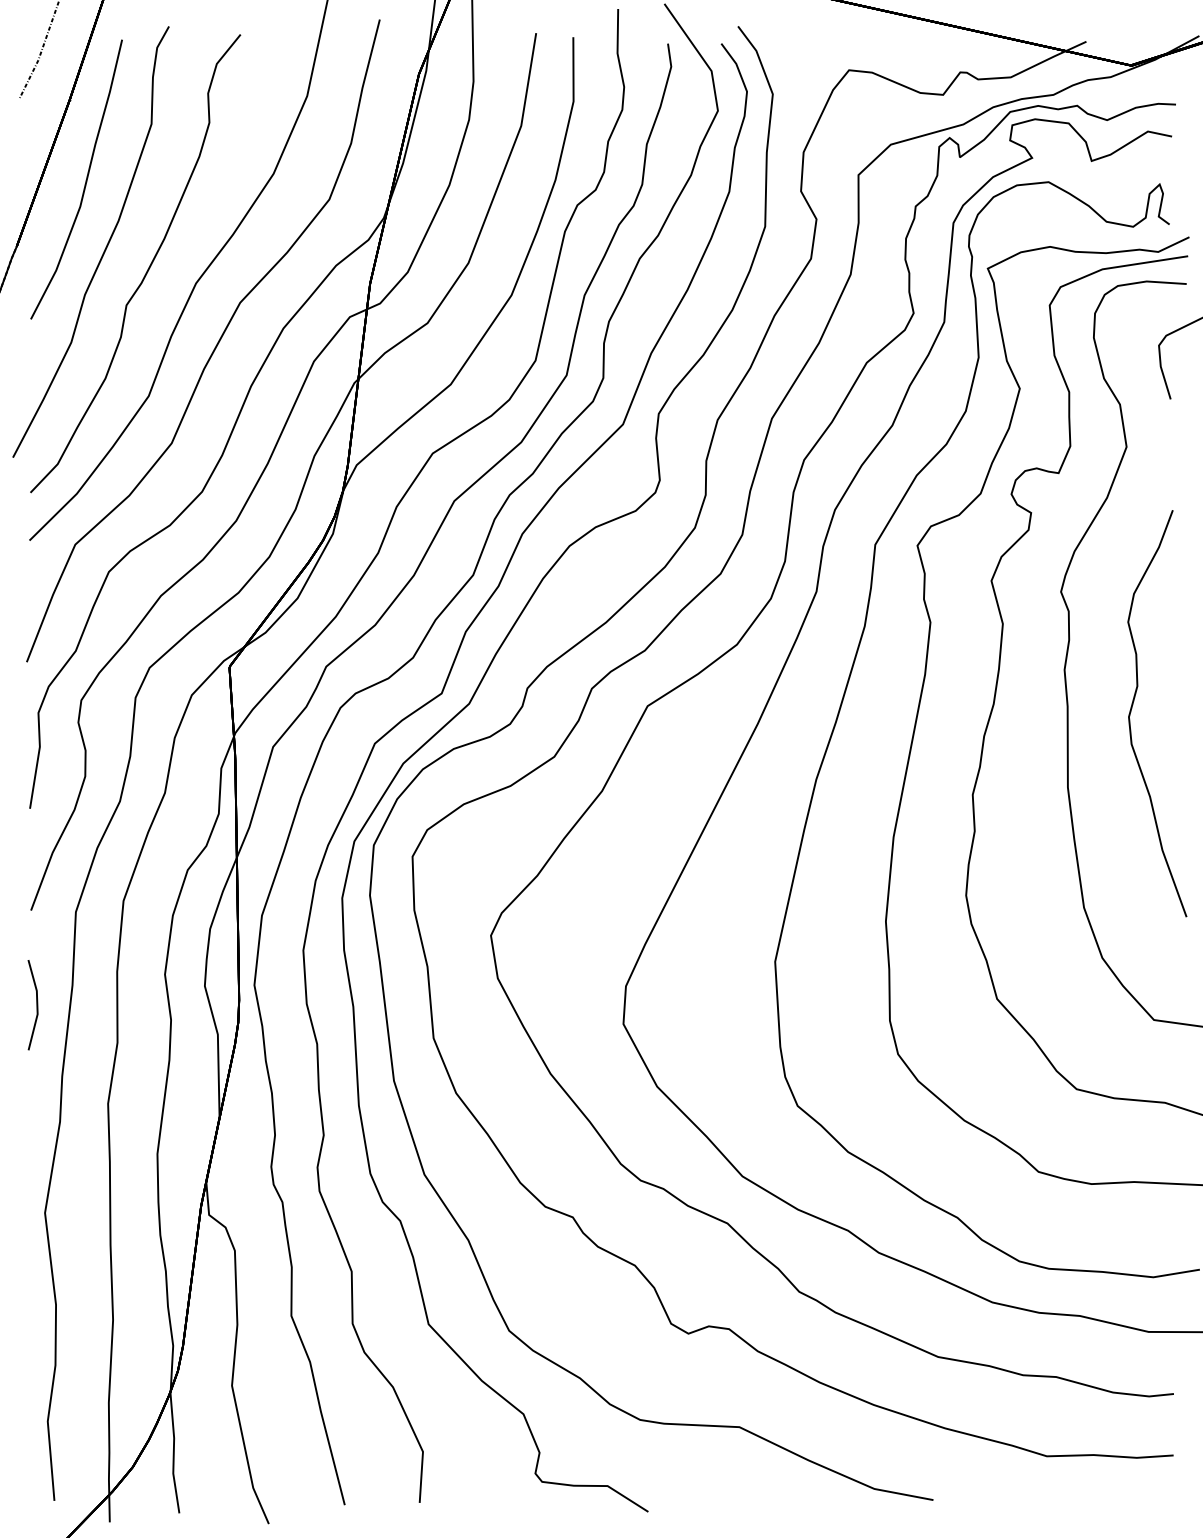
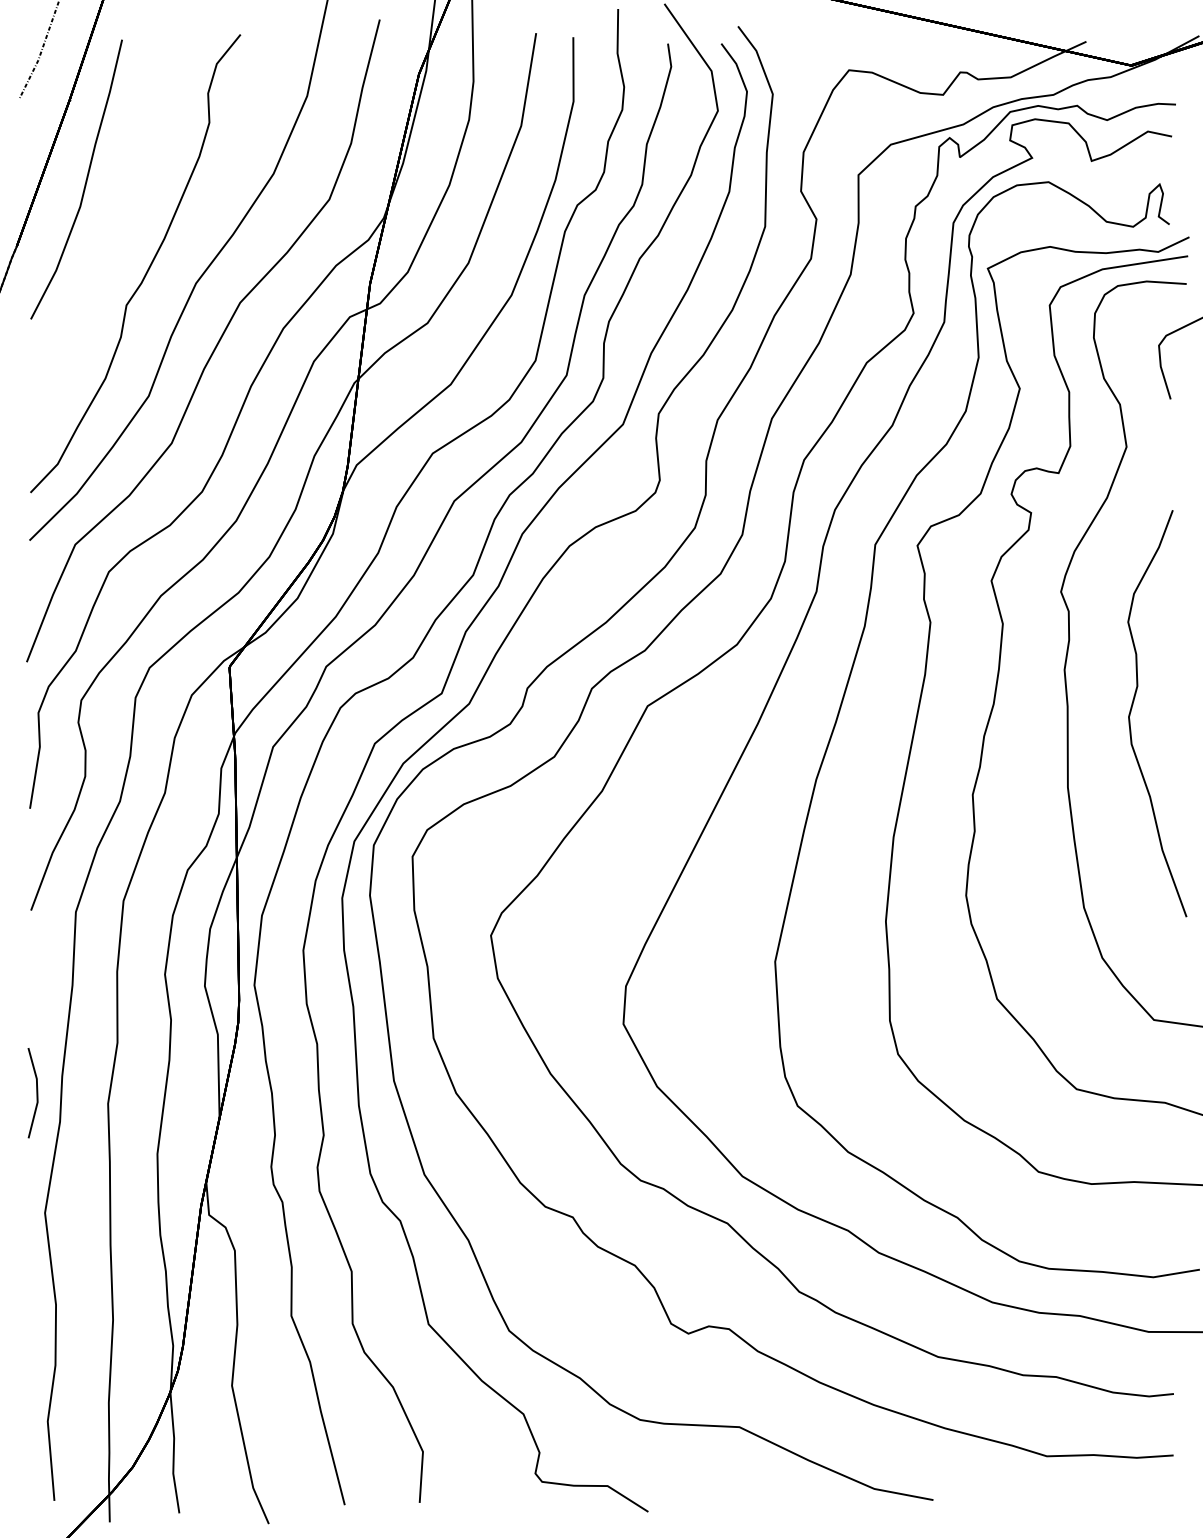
curve: present -> none (104, 249)
line position: (36, 1005) -> (36, 1093) (36, 1093)
